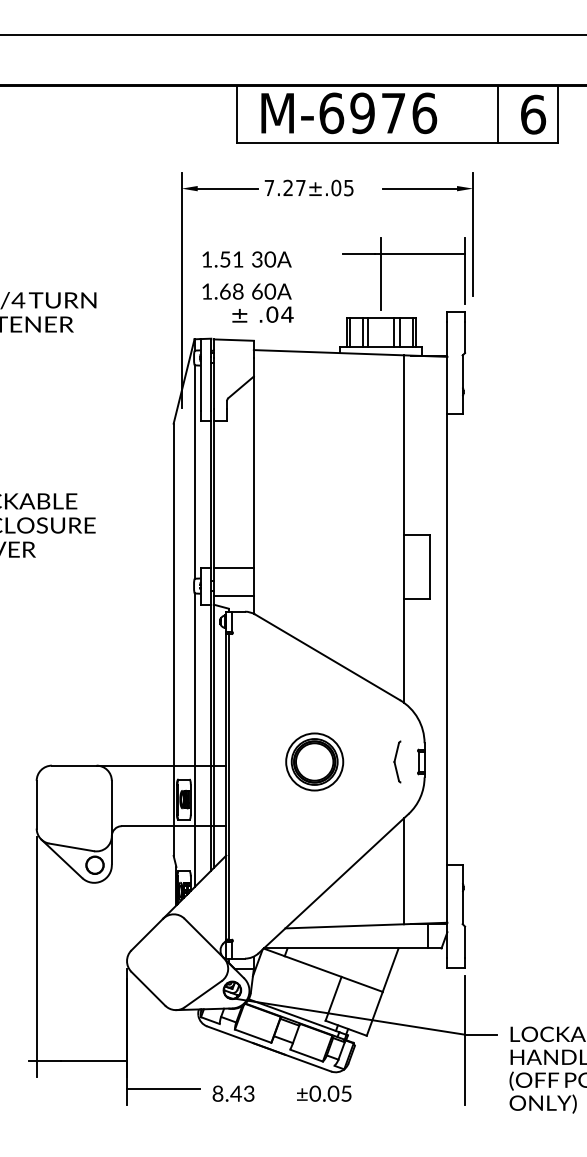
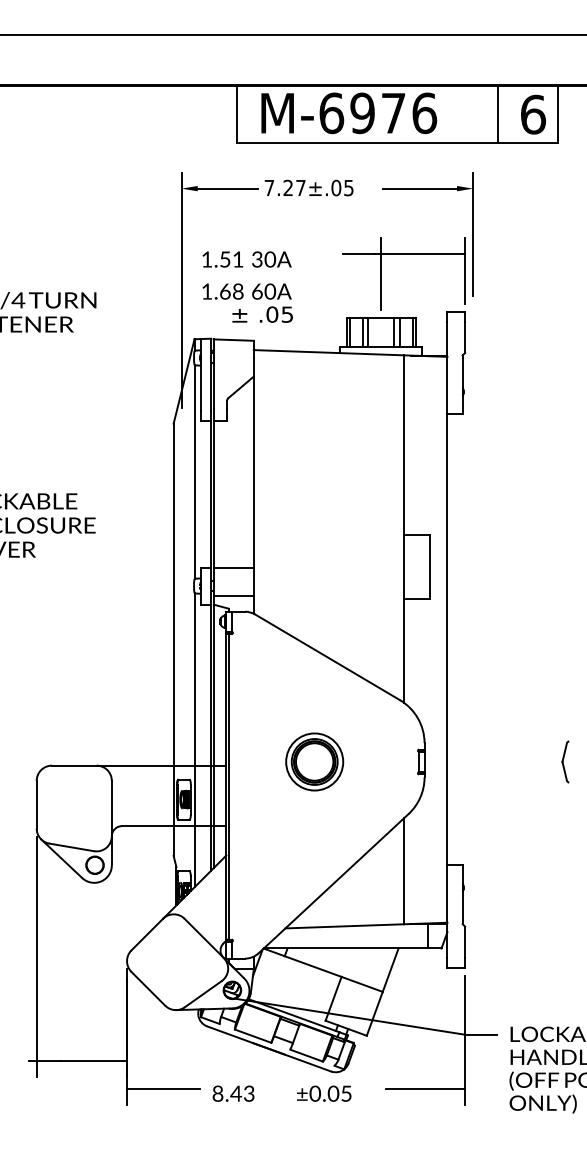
text: .04 -> .05 (287, 314)
part position: (397, 761) -> (565, 761) (565, 761)
line: none -> present (425, 1088)
